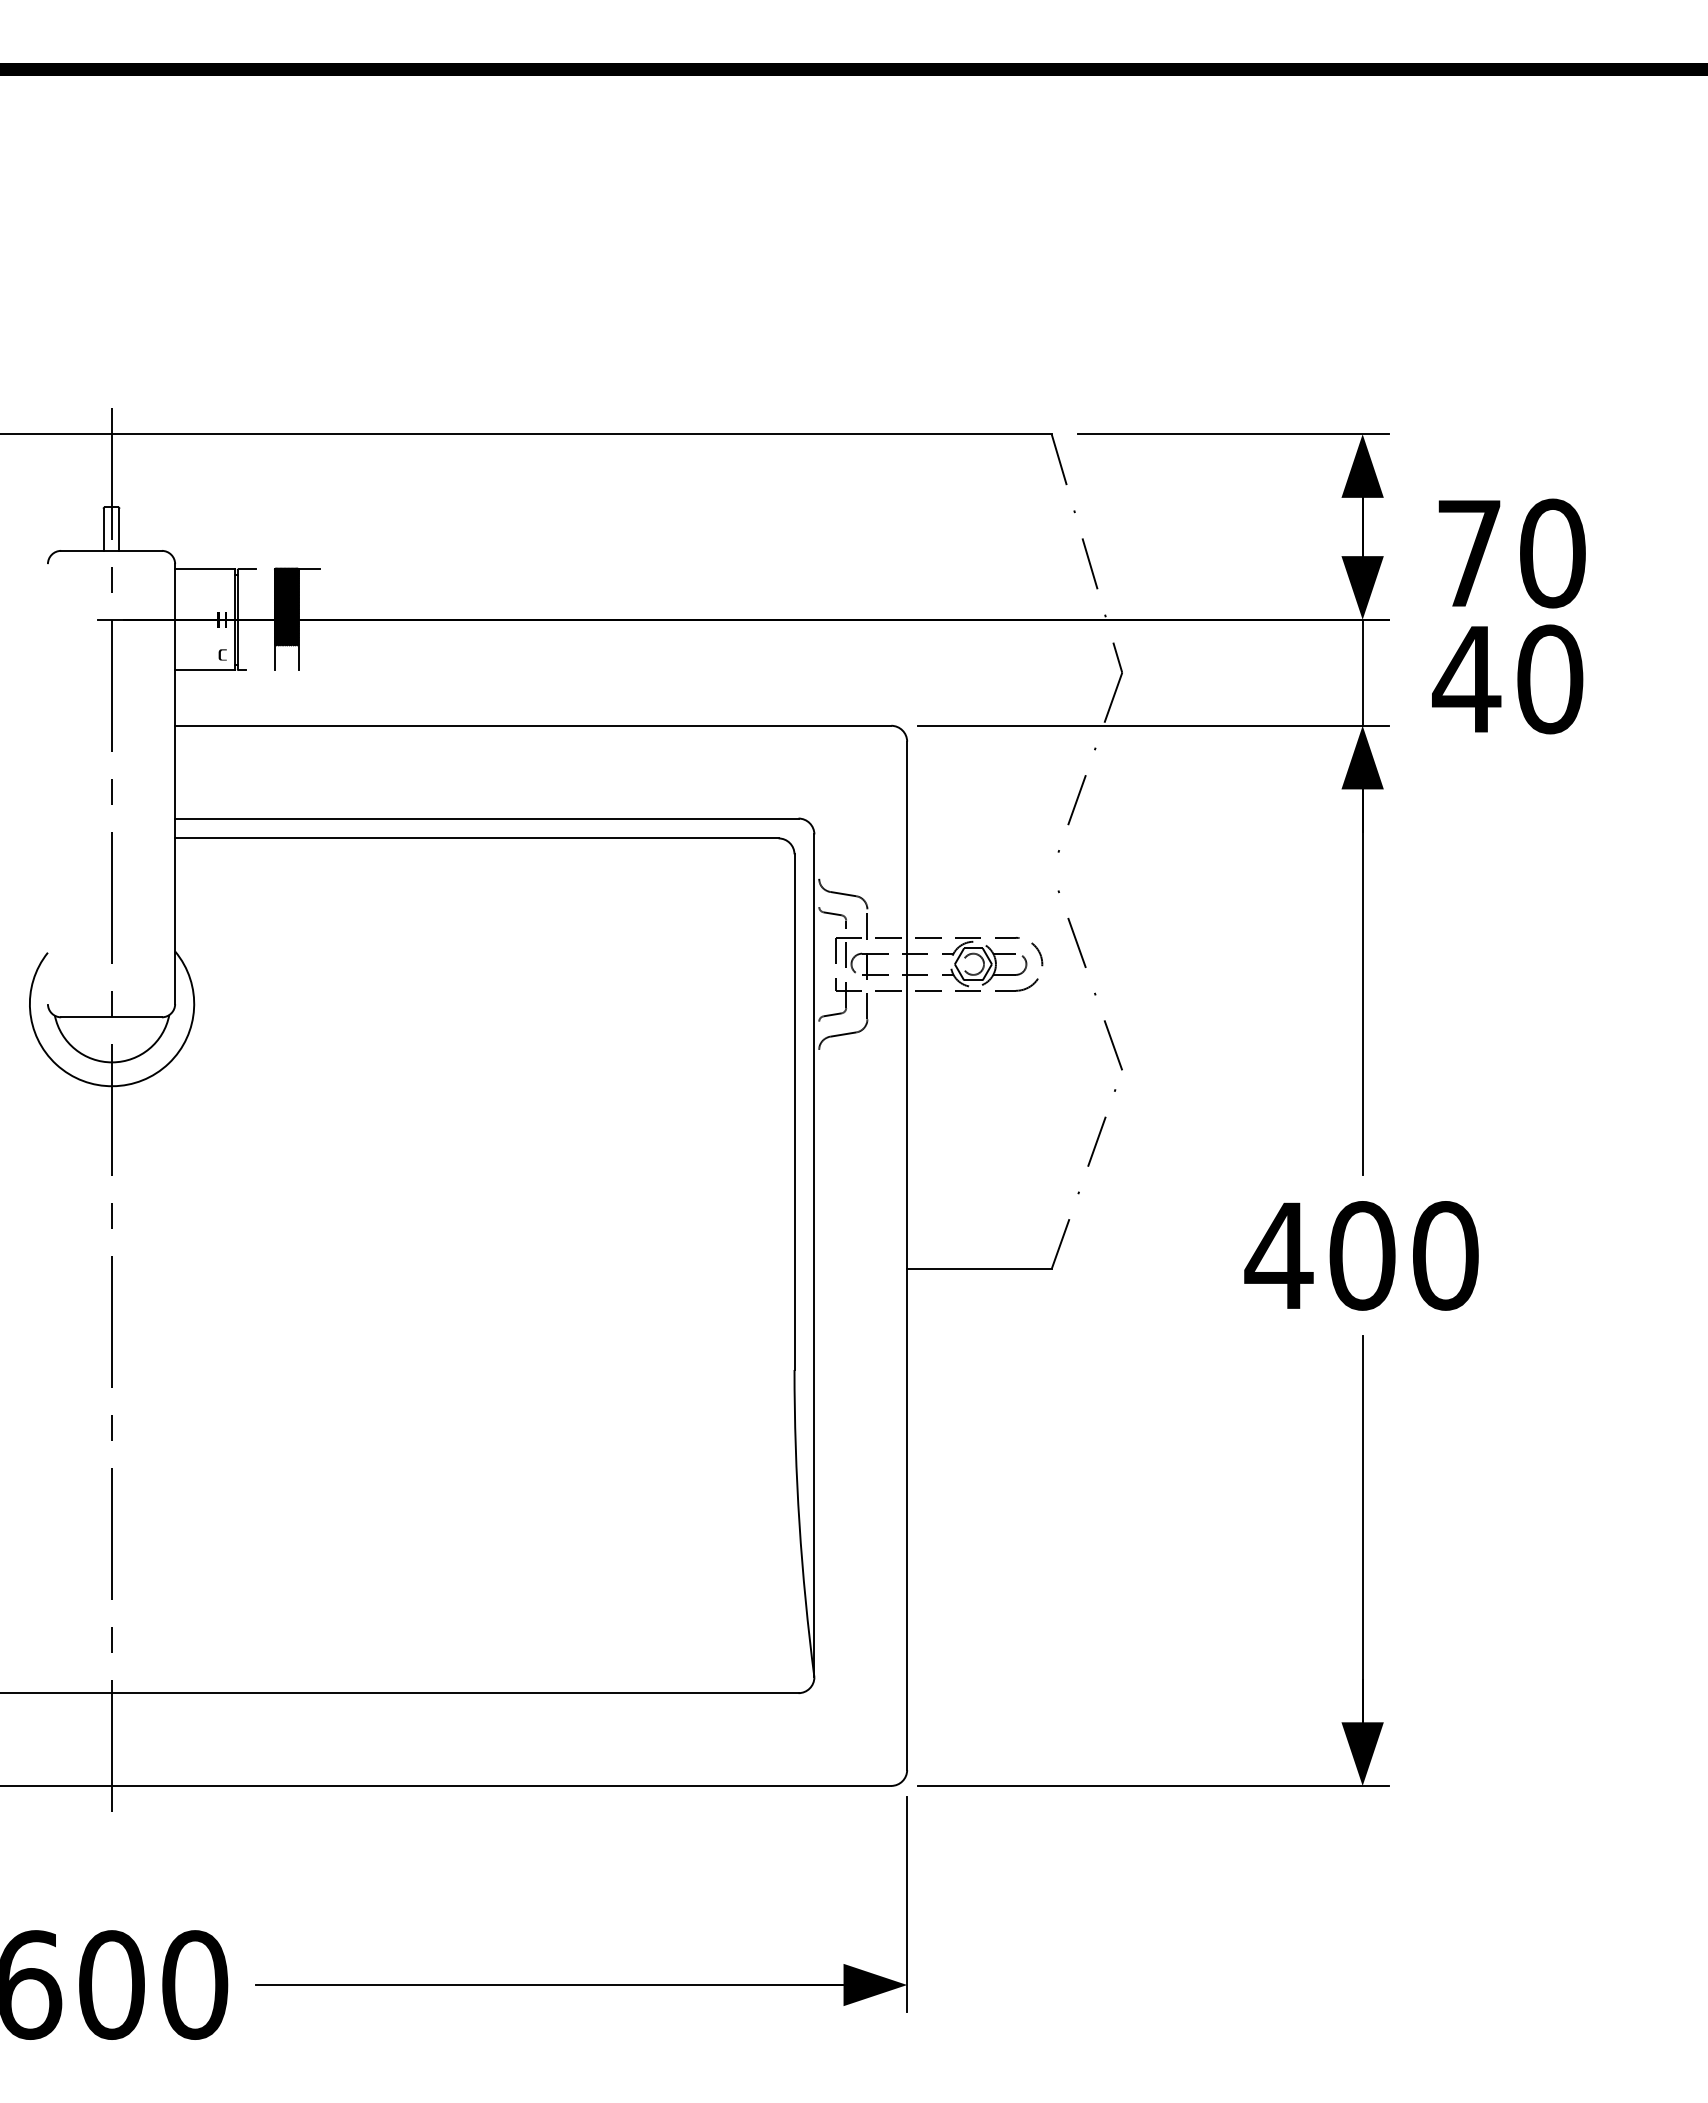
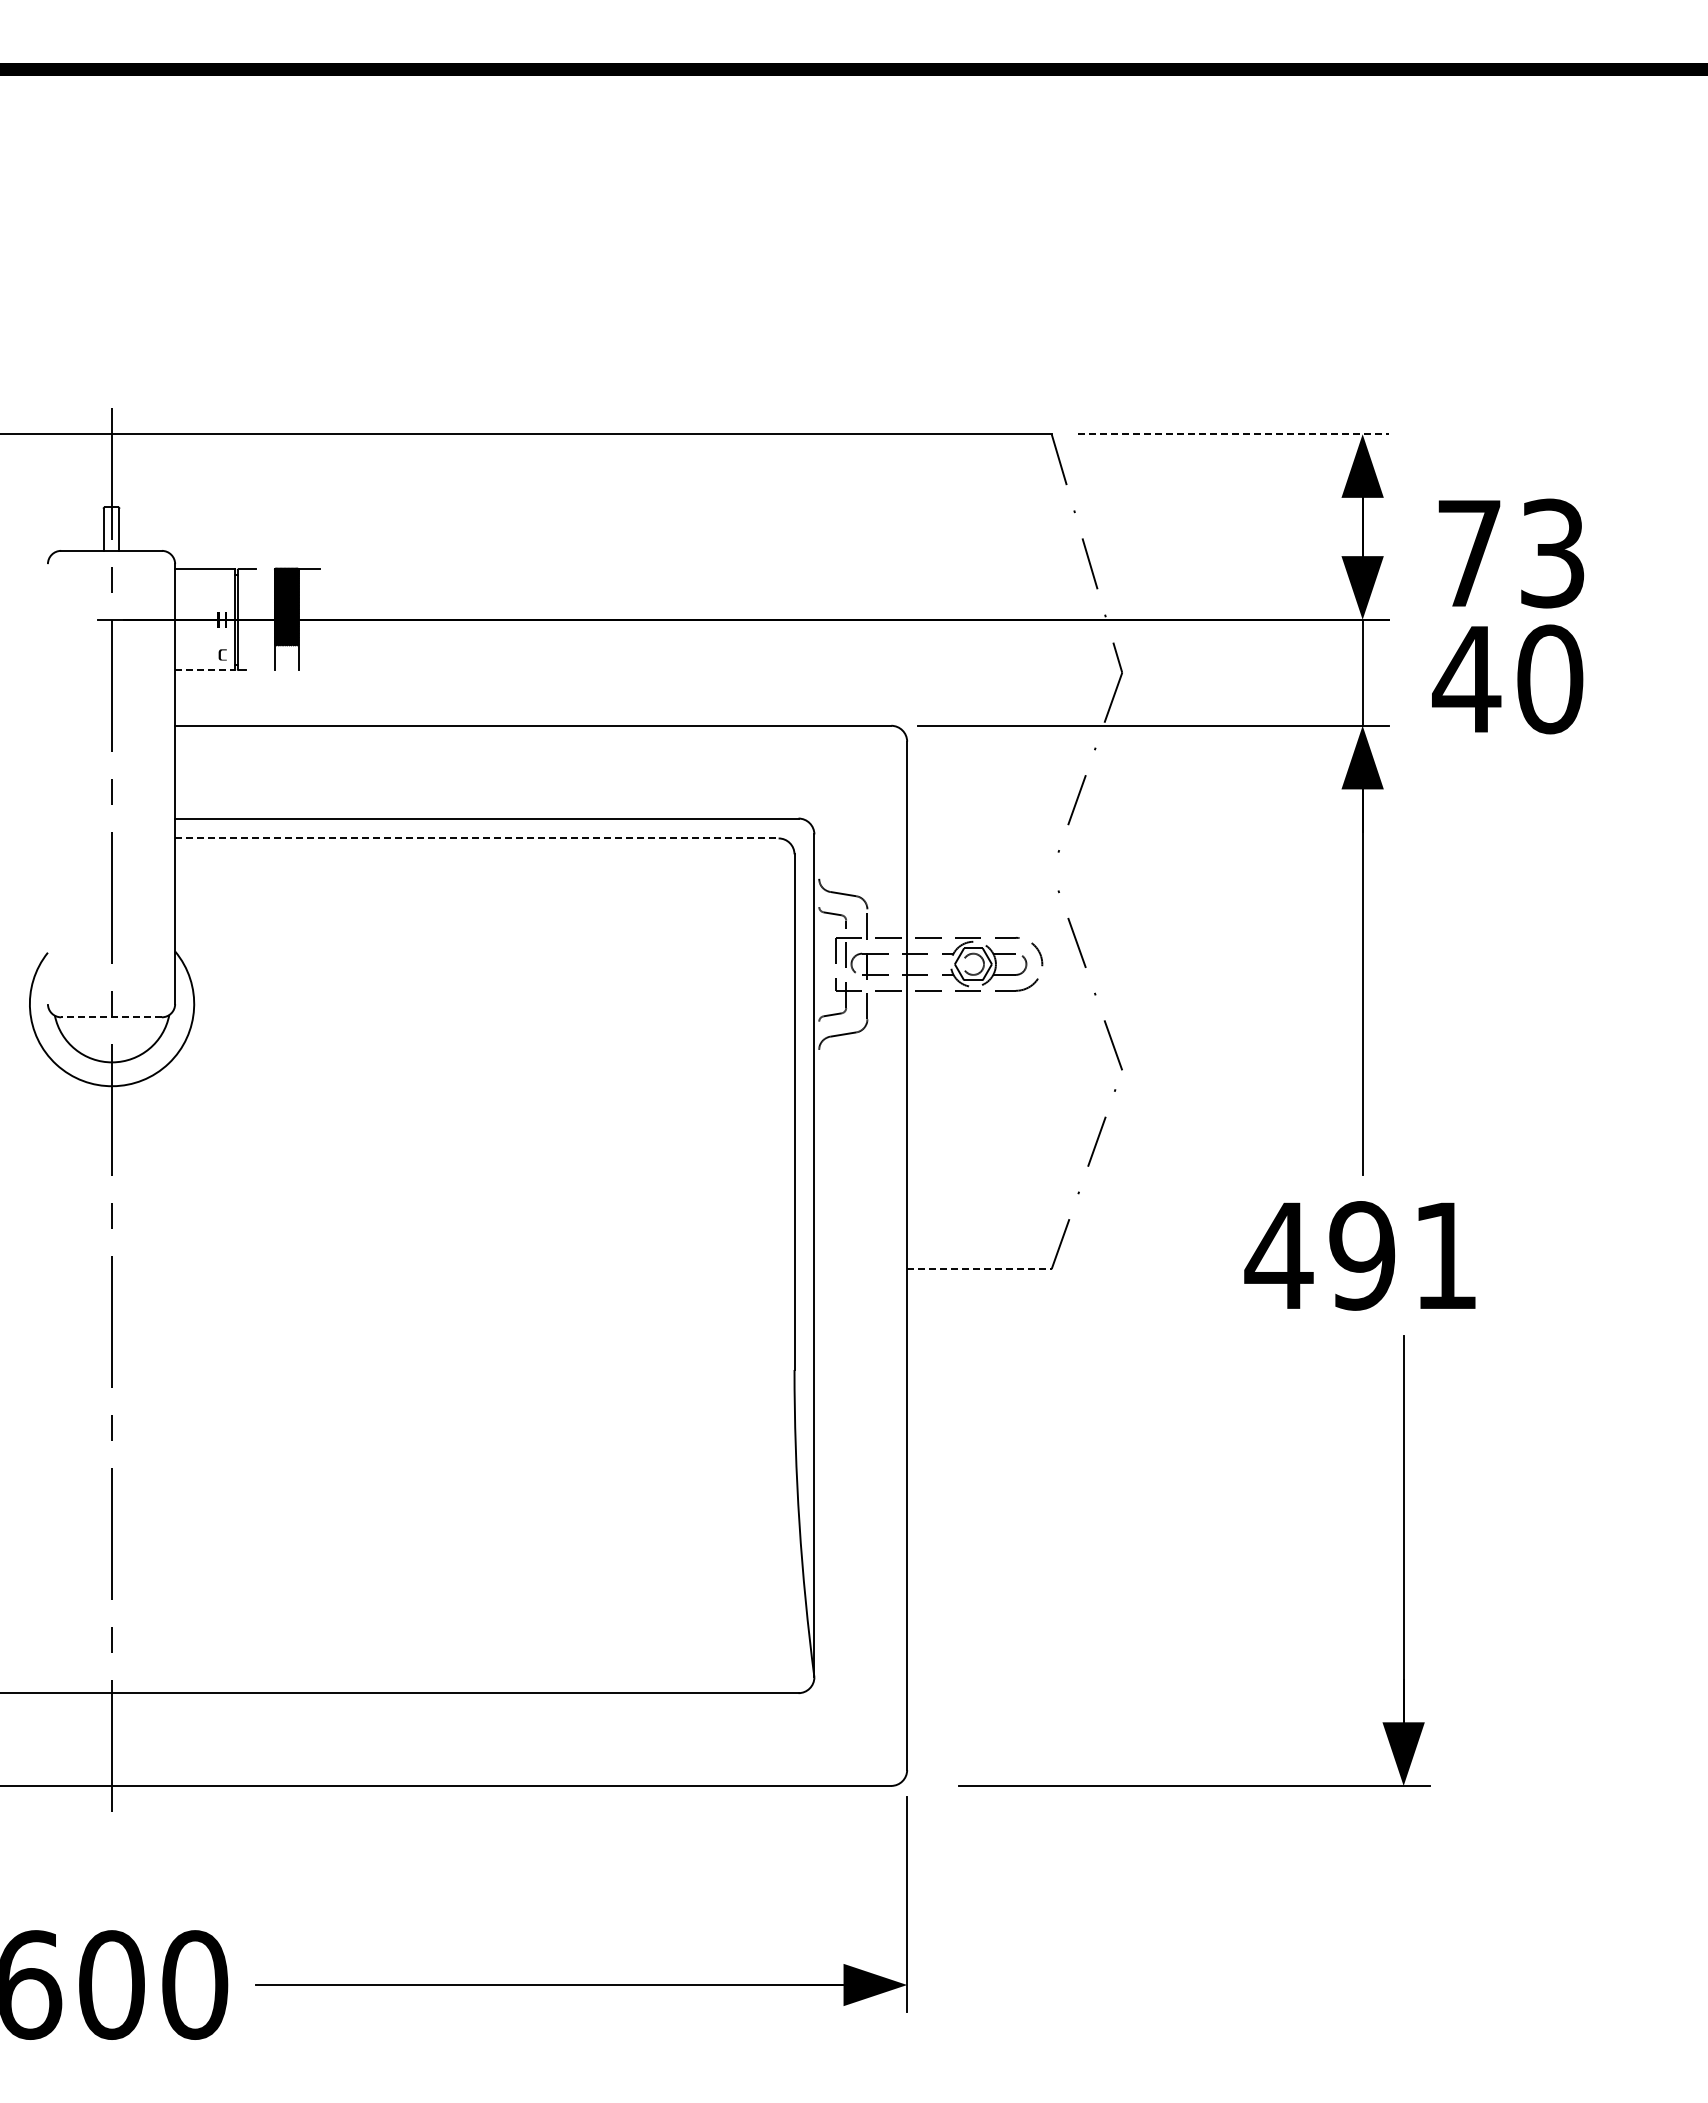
line: solid -> dashed (1234, 434)
text: 70 -> 73 (1552, 553)
line: solid -> dashed (204, 670)
line: solid -> dashed (476, 838)
line: solid -> dashed (111, 1017)
text: 400 -> 491 (1403, 1255)
line: solid -> dashed (979, 1269)
part position: (1362, 1560) -> (1403, 1560) (1403, 1560)
